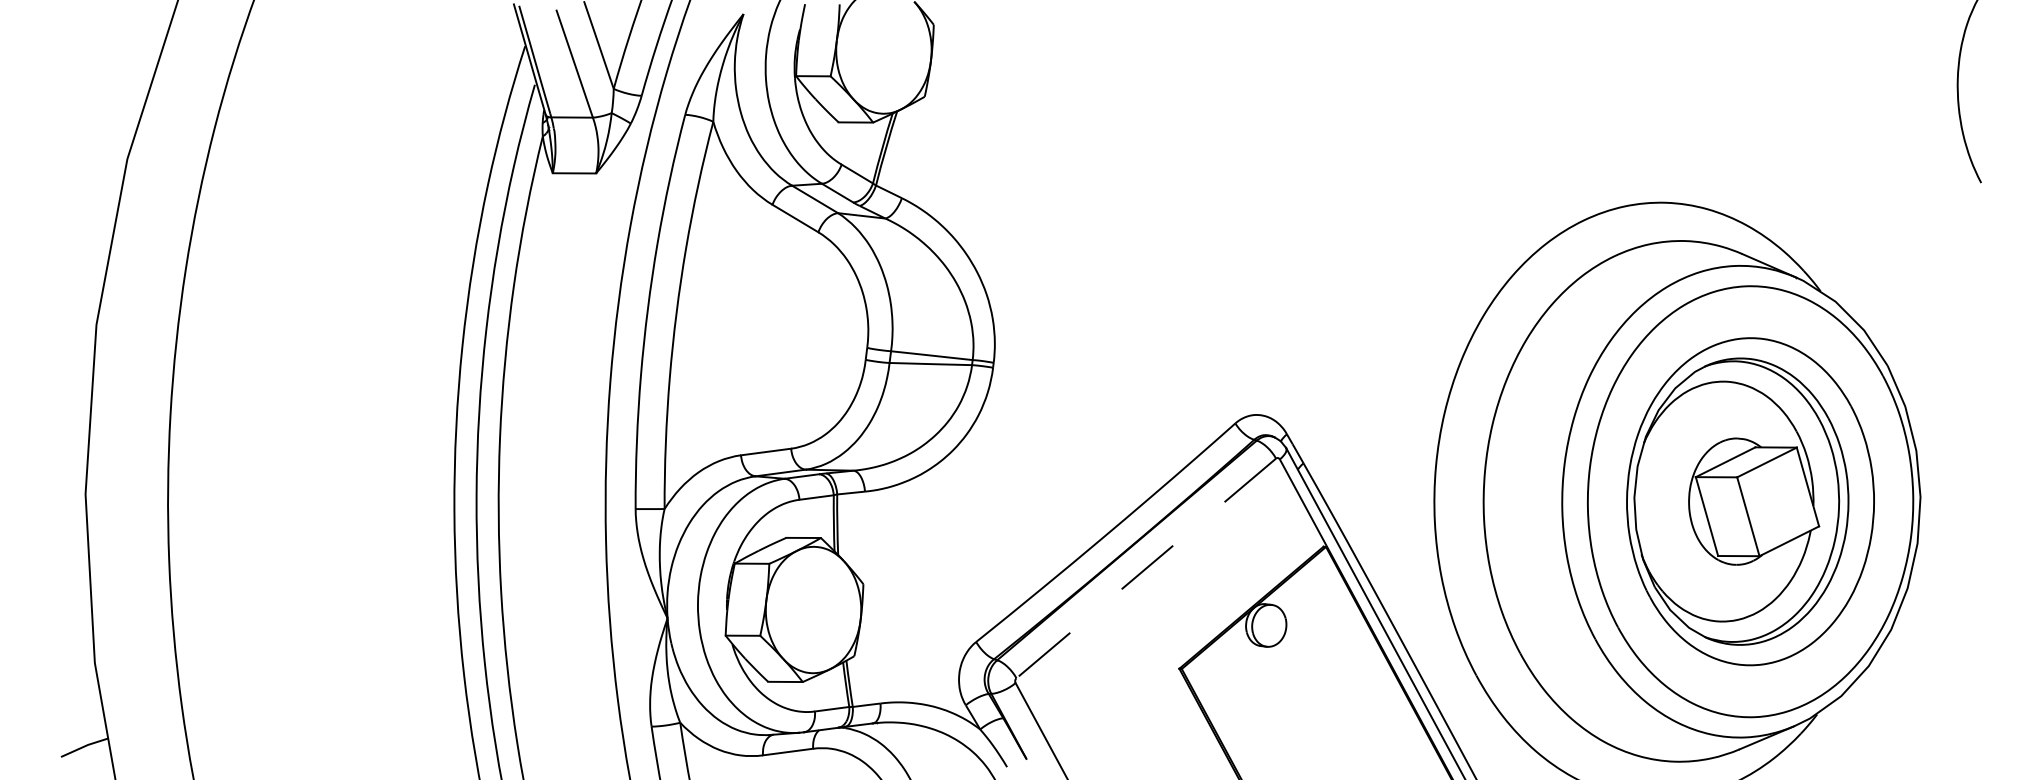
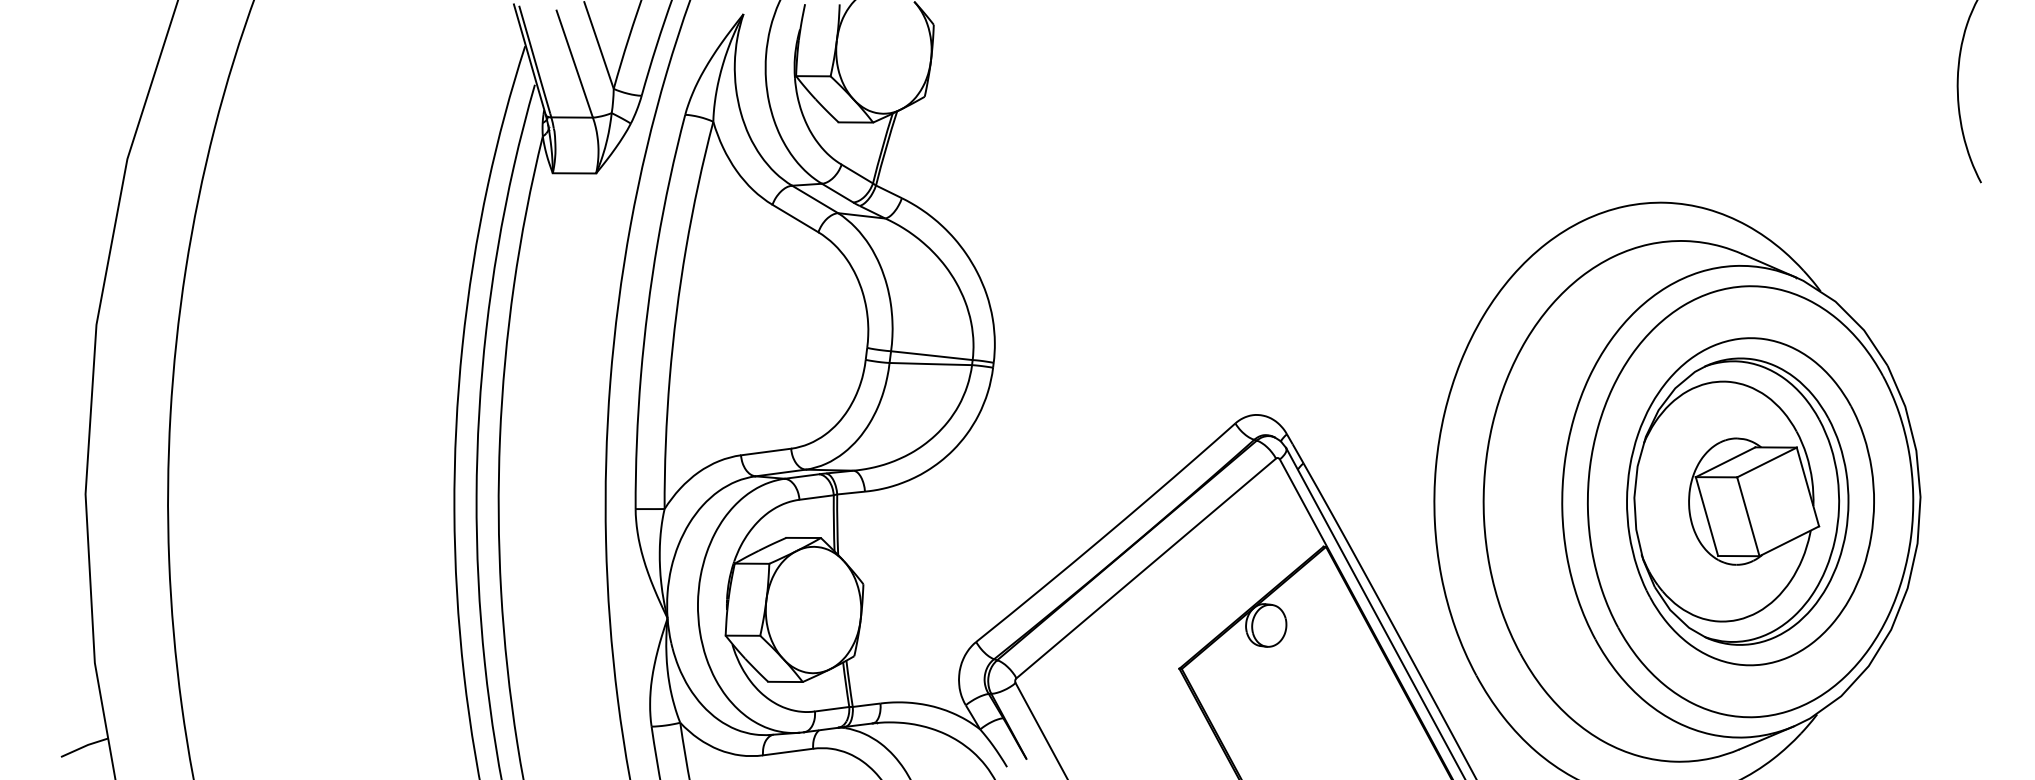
line: dashed -> solid (1145, 568)
